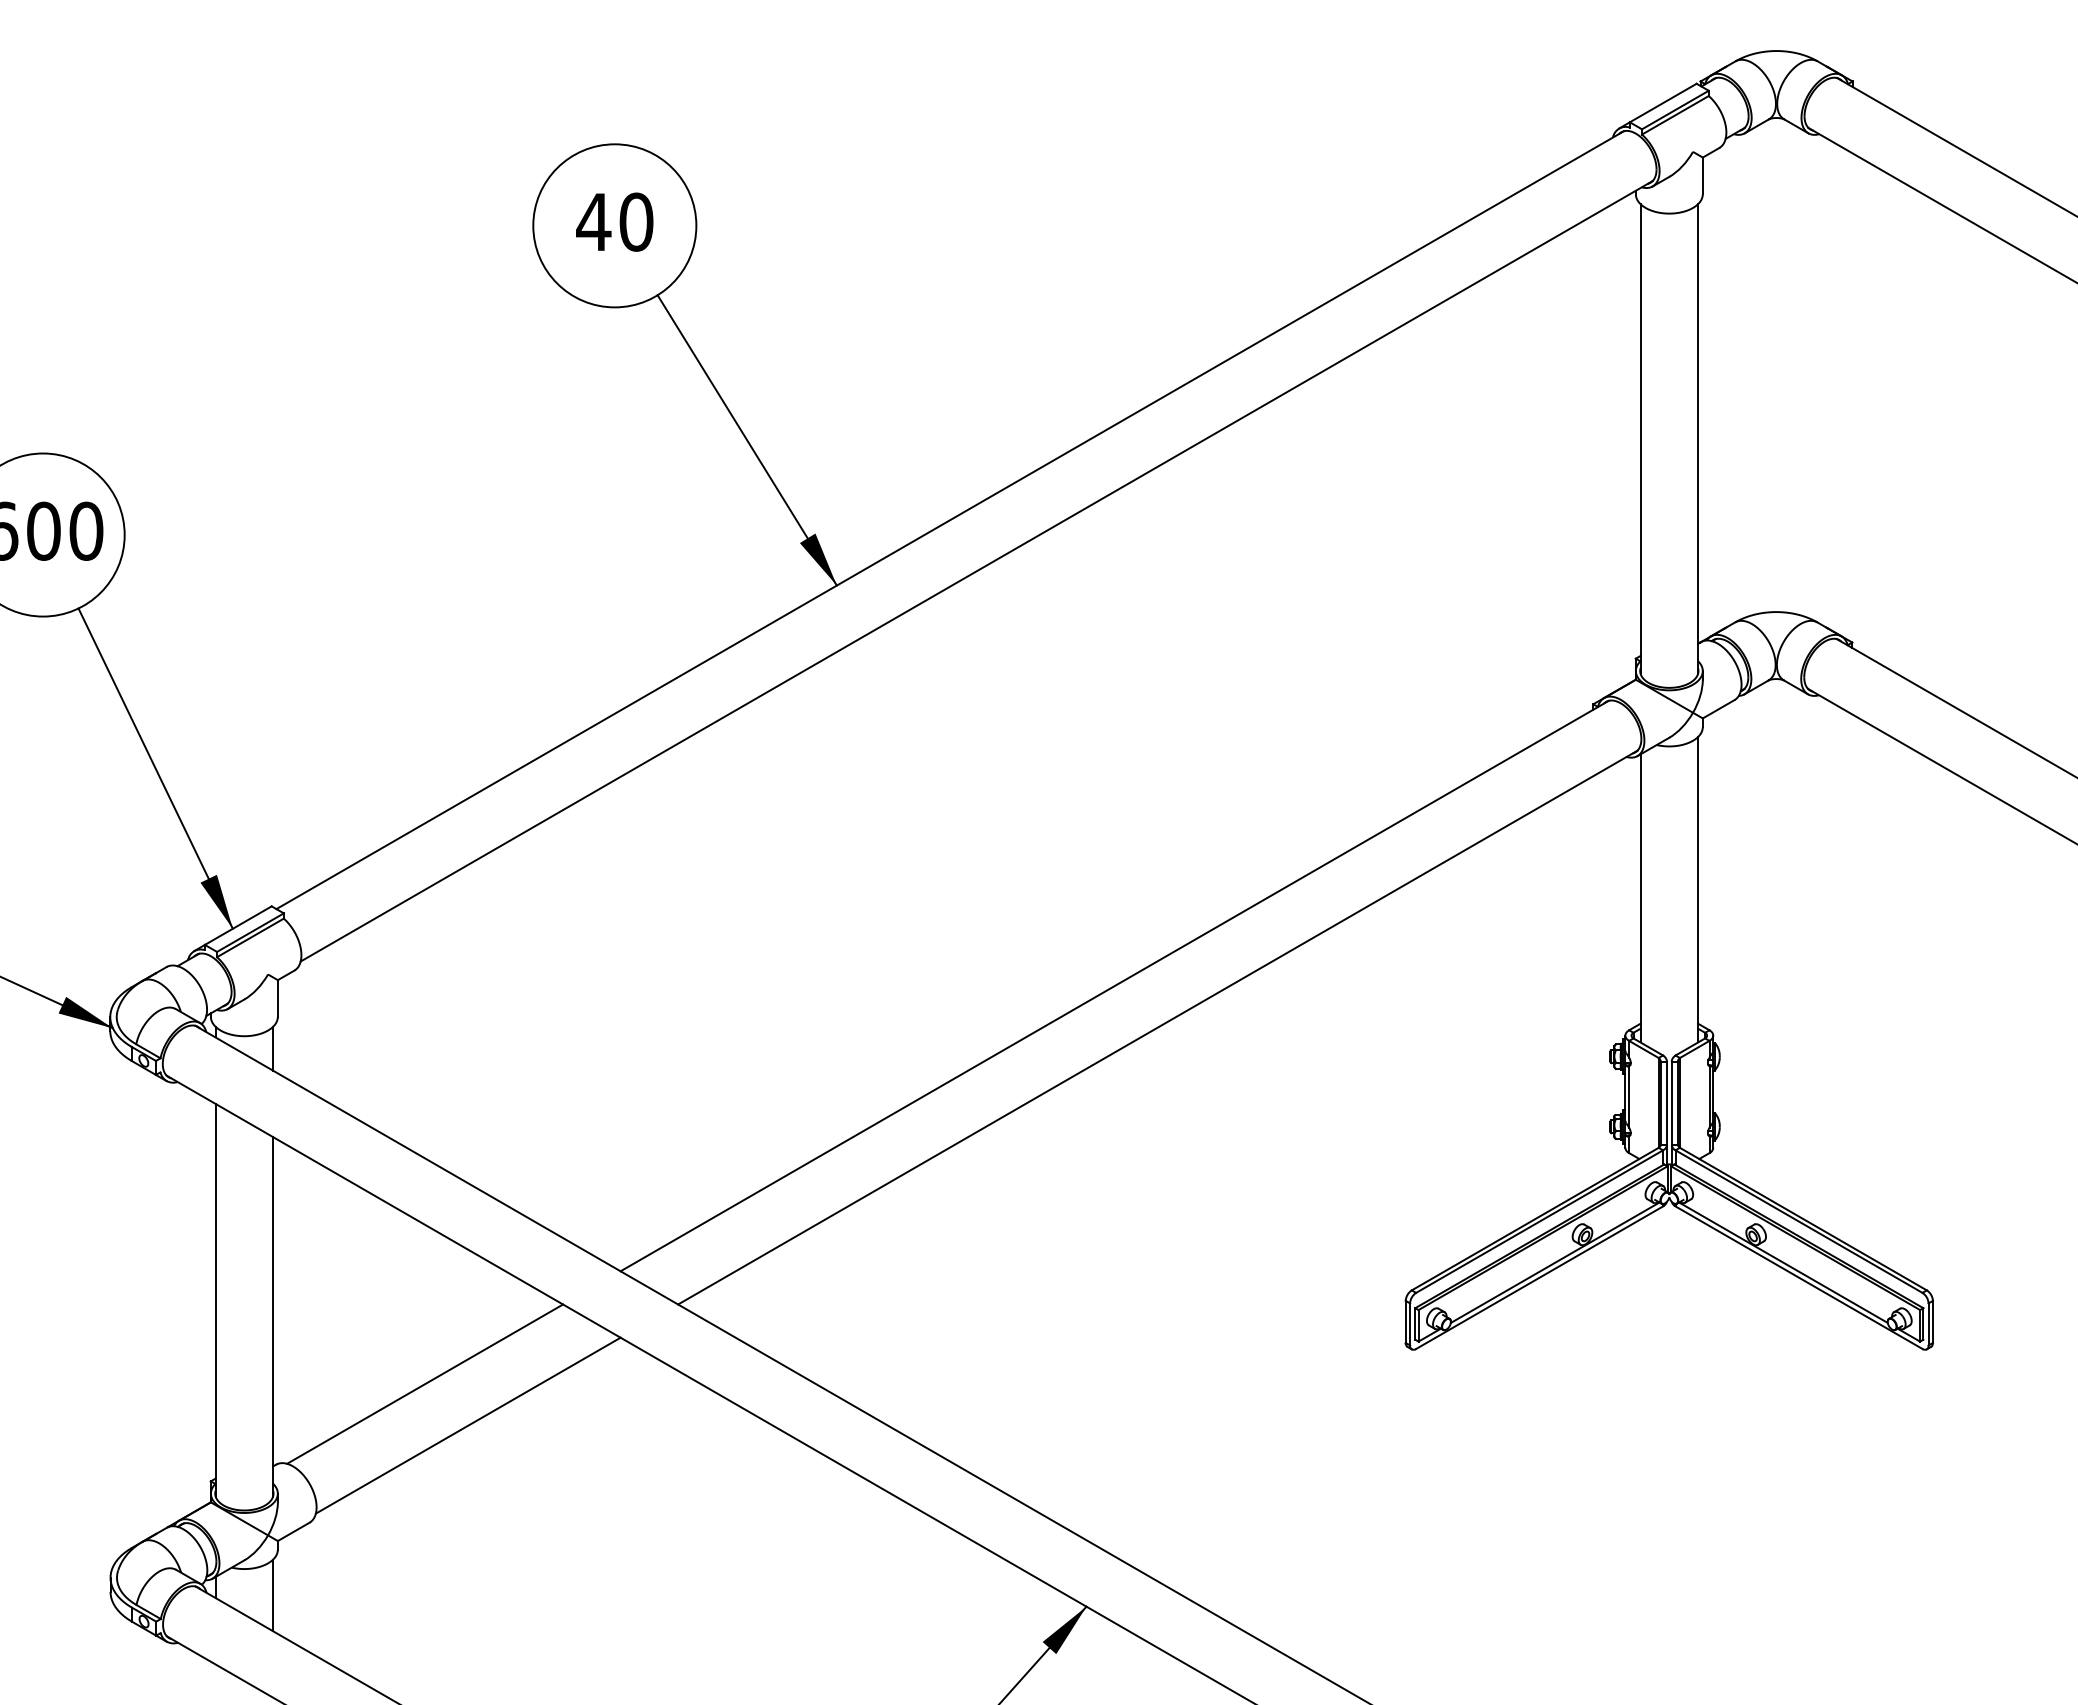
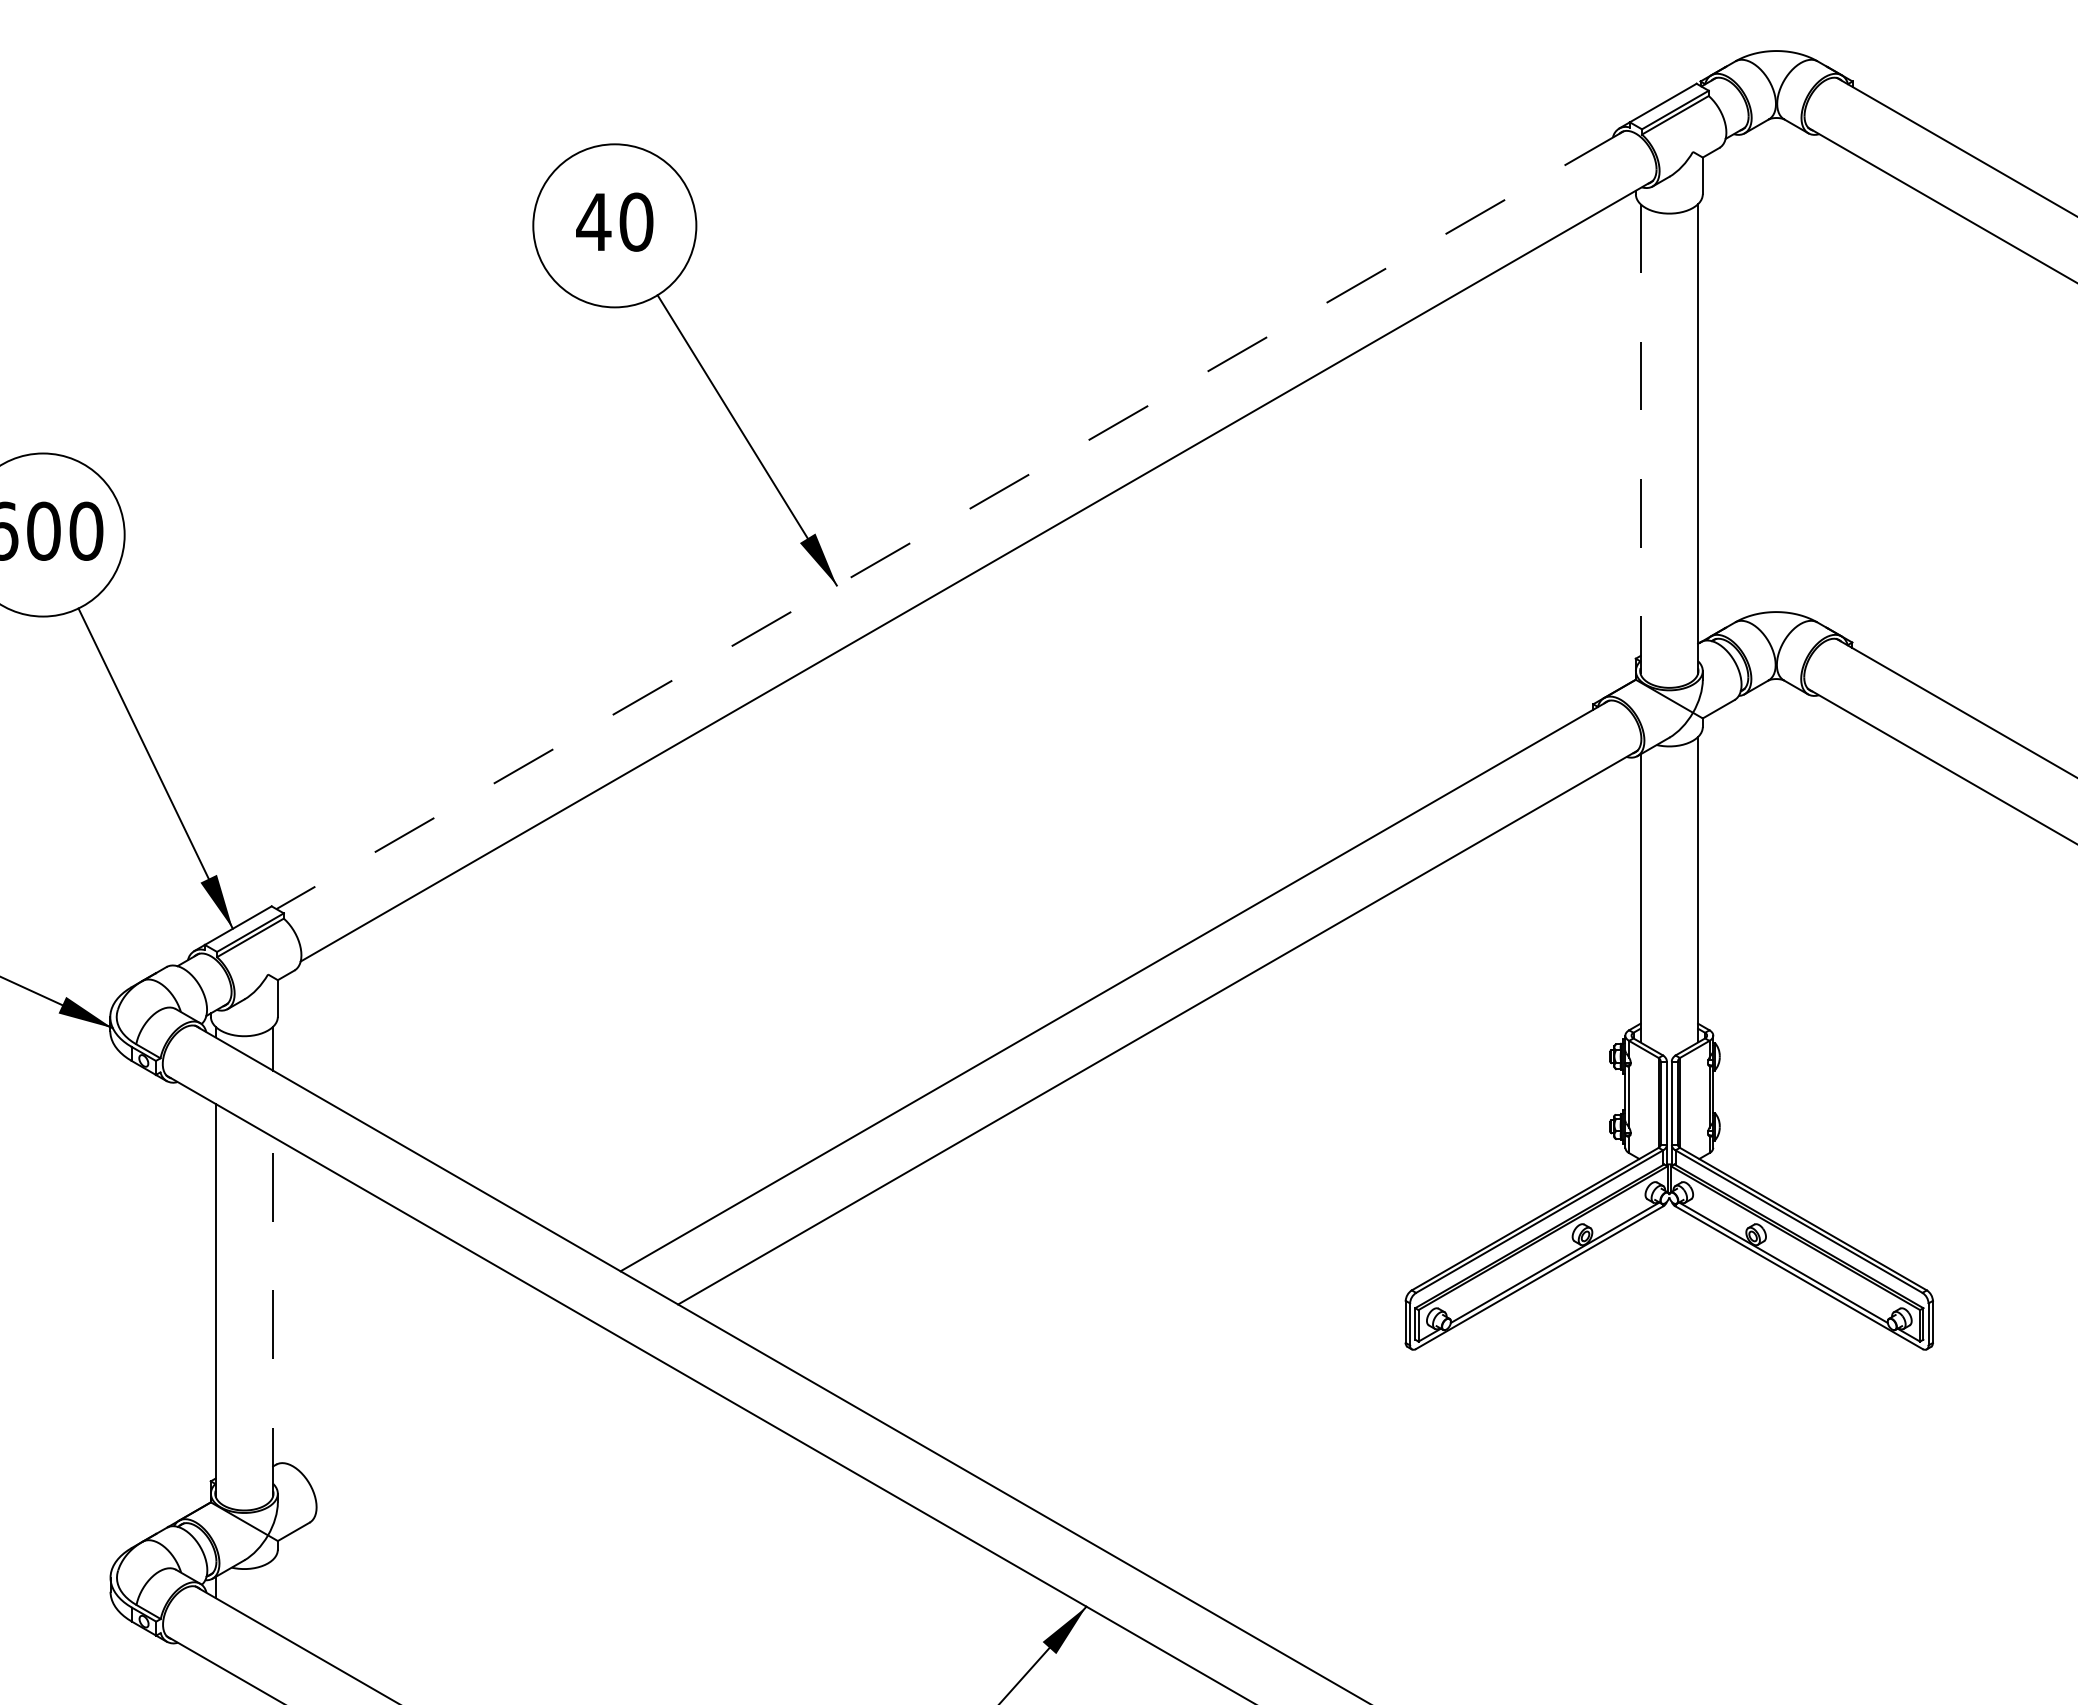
line: solid -> dashed (1640, 439)
line: solid -> dashed (949, 520)
line: solid -> dashed (273, 1316)
line: present -> none (425, 1383)
line: present -> none (467, 1425)
line: present -> none (273, 1595)
